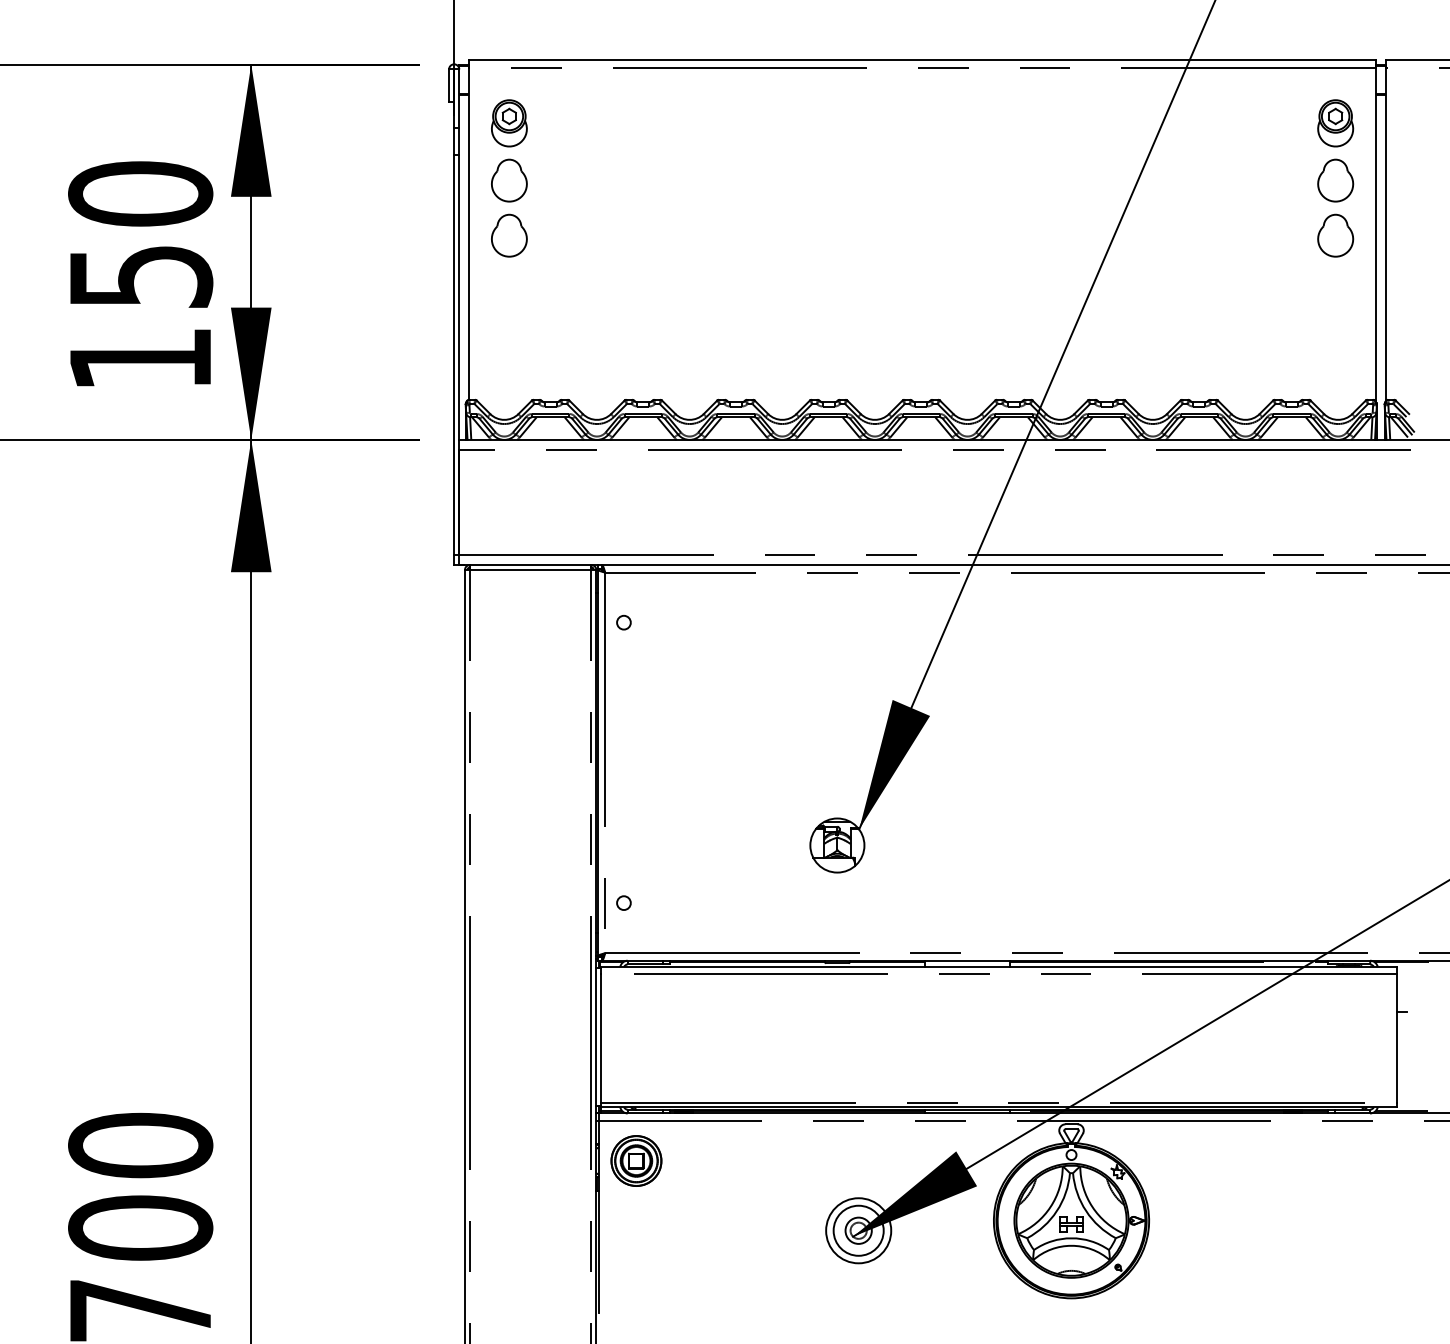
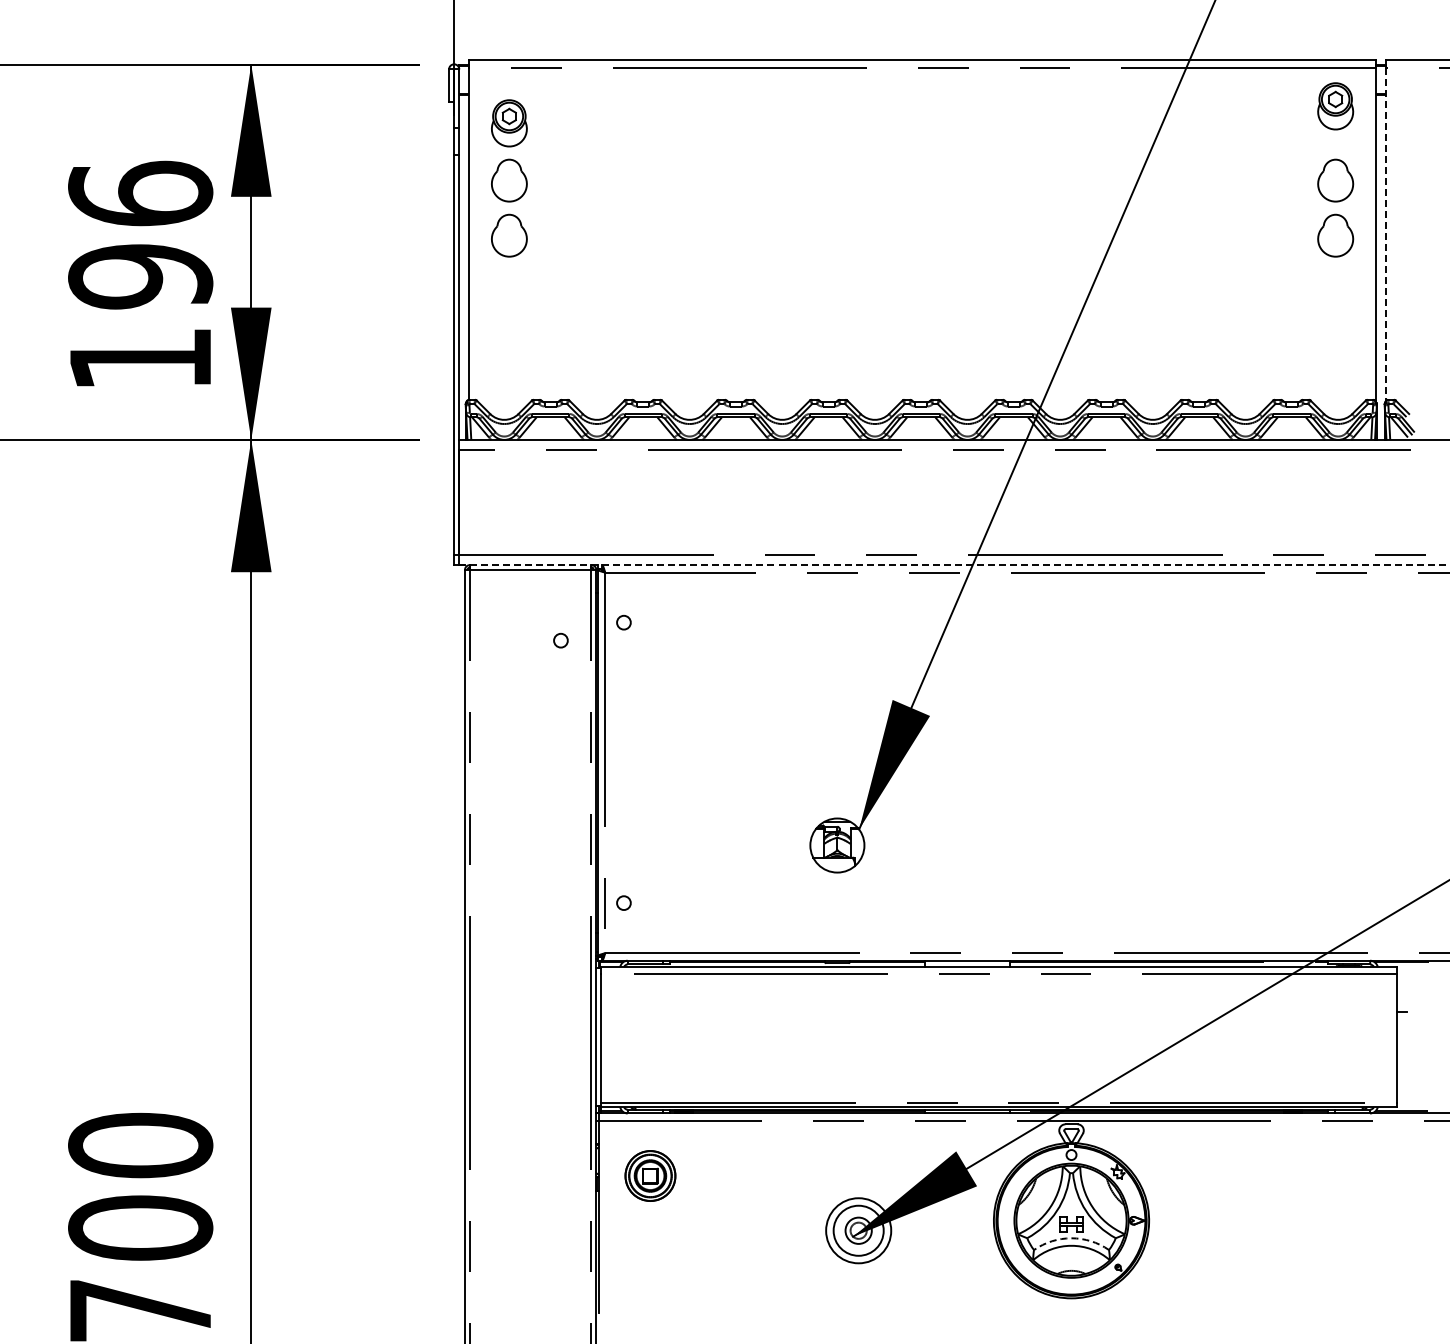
part position: (1335, 123) -> (1335, 106) (1335, 106)
text: 150 -> 196 (140, 234)
line: solid -> dashed (1385, 234)
line: solid -> dashed (954, 565)
circle: none -> present (560, 640)
part position: (636, 1160) -> (650, 1175) (650, 1175)
arc: solid -> dashed (1071, 1238)
